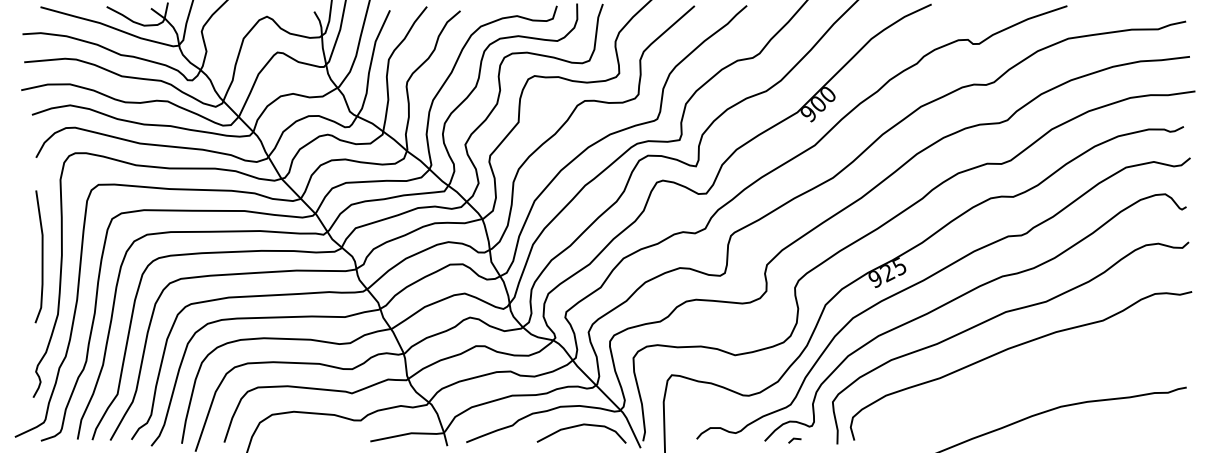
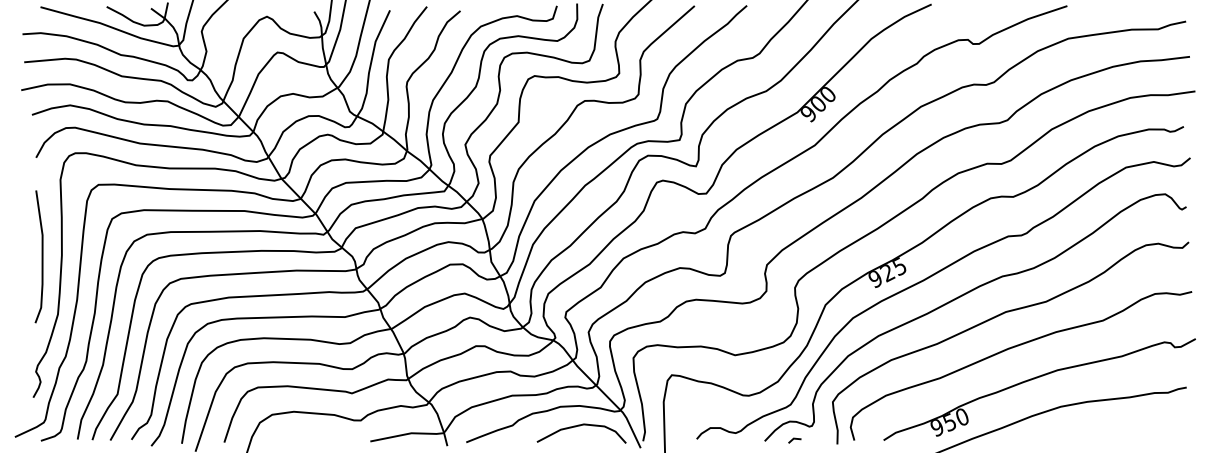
part: none -> present (1037, 378)
